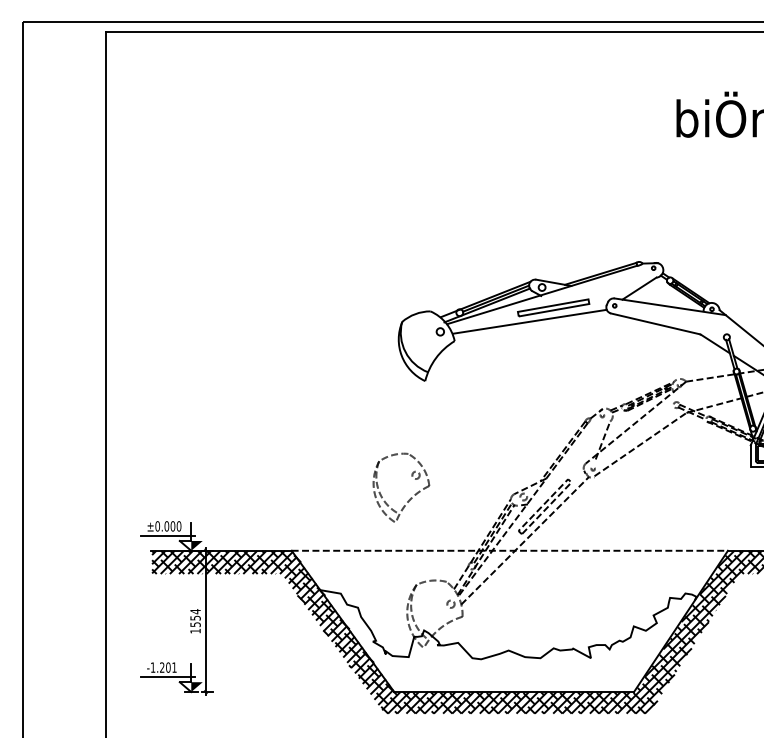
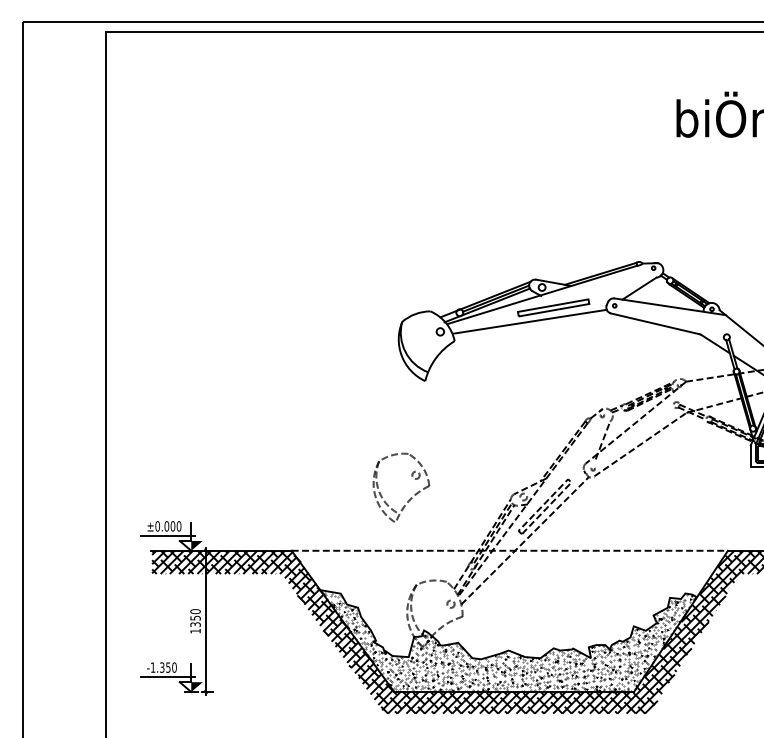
text: 1554 -> 1350 (195, 617)
hatch: none -> present (508, 641)
text: -1.201 -> -1.350 (168, 667)
